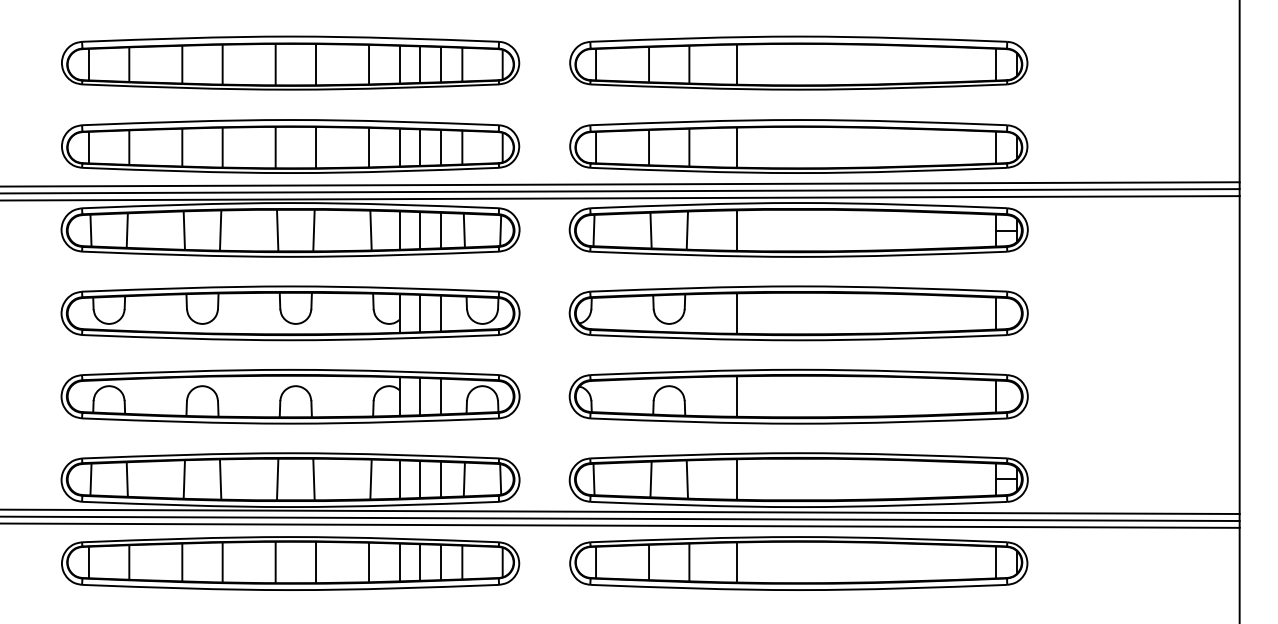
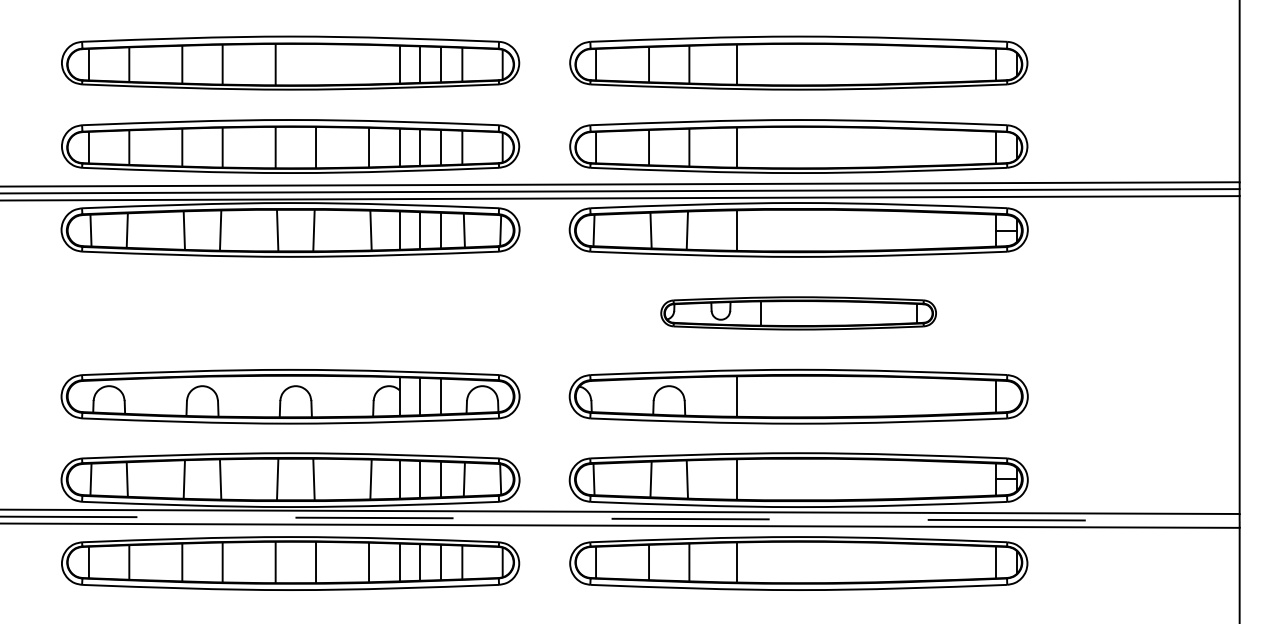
line: present -> none (316, 64)
line: present -> none (369, 64)
part: present -> none (290, 313)
part size: 461x57 px -> 277x35 px (798, 313)
line: solid -> dashed (620, 518)
